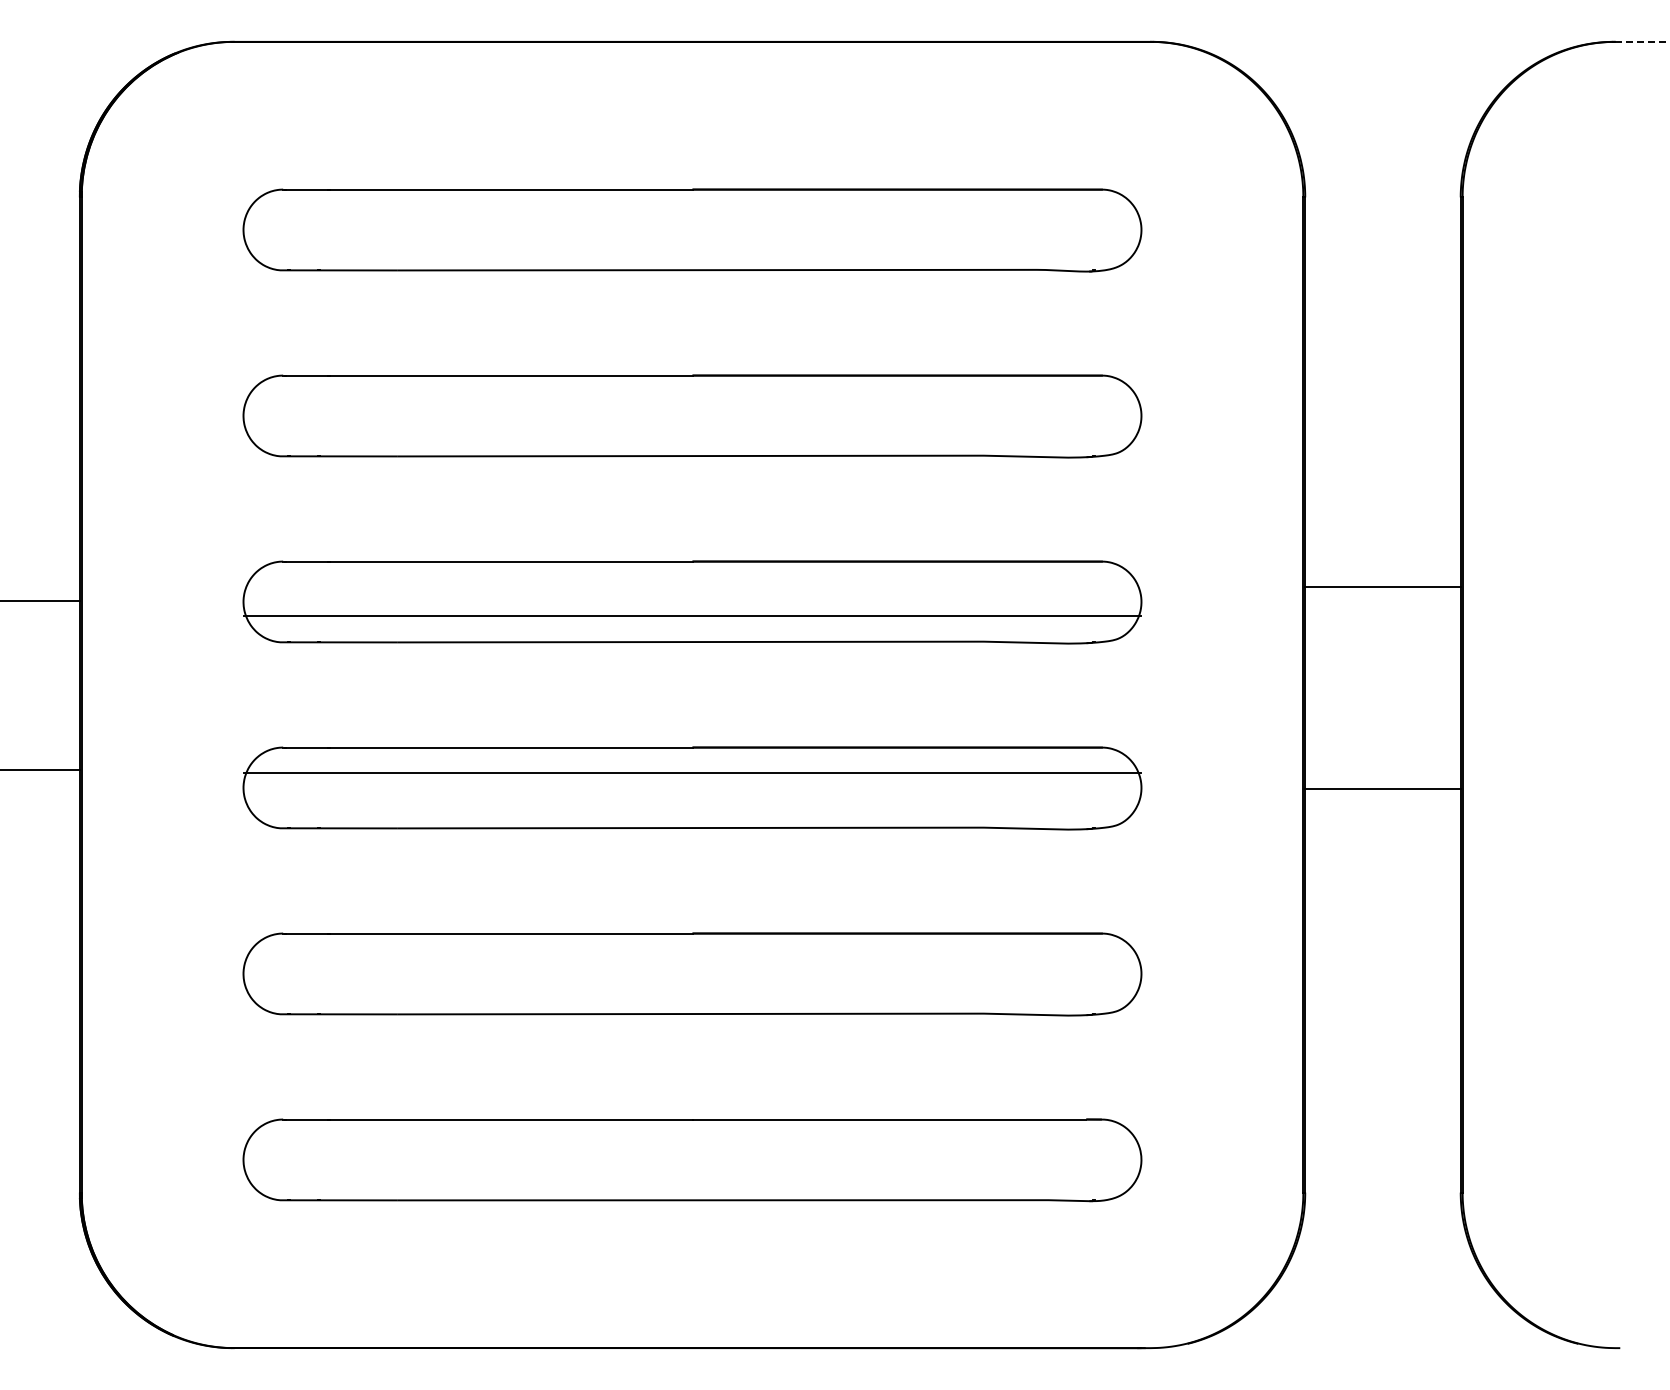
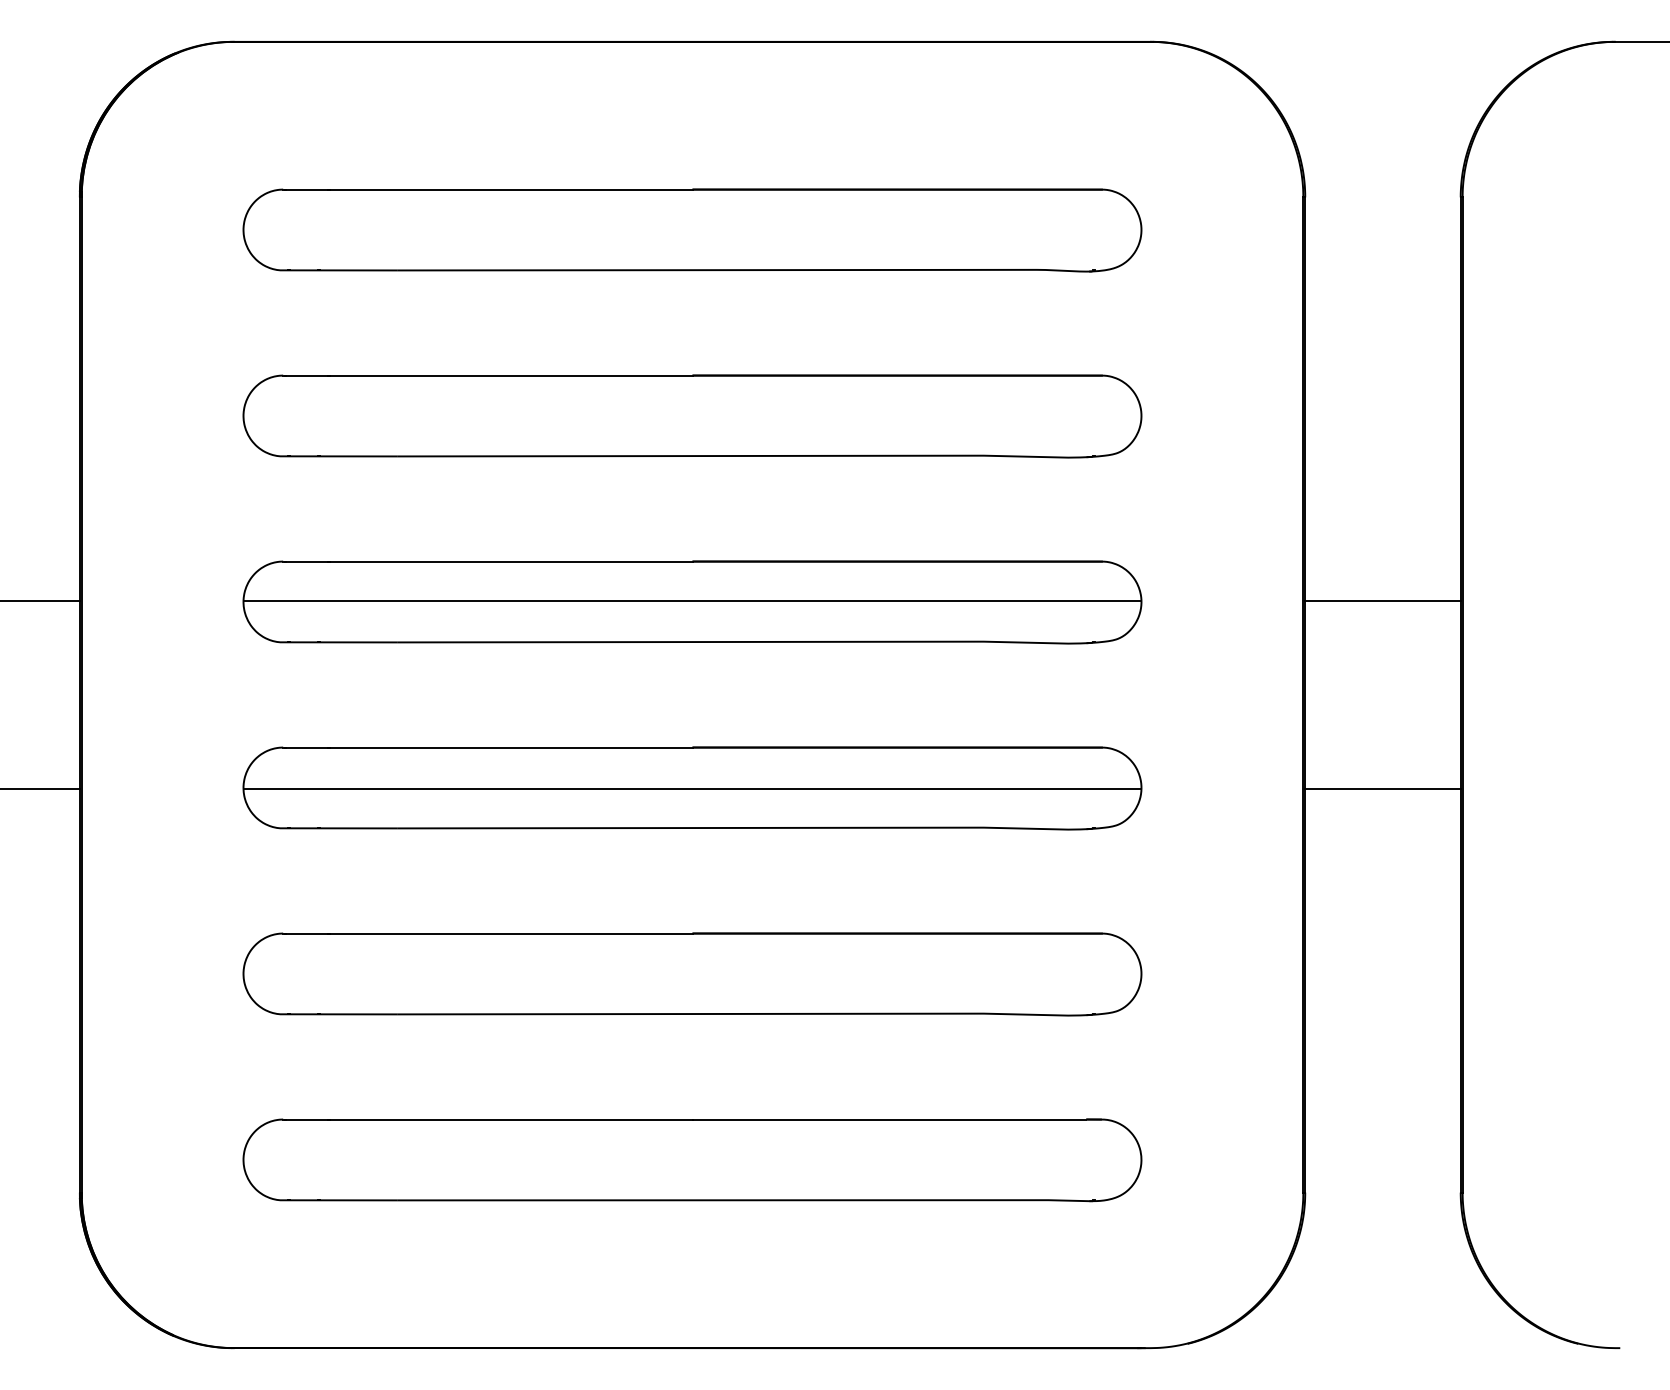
line: dashed -> solid (1642, 41)
line position: (1382, 587) -> (1382, 601) (1382, 601)
line position: (692, 616) -> (692, 601) (692, 601)
line position: (40, 769) -> (40, 788) (40, 788)
line position: (692, 772) -> (692, 788) (692, 788)
